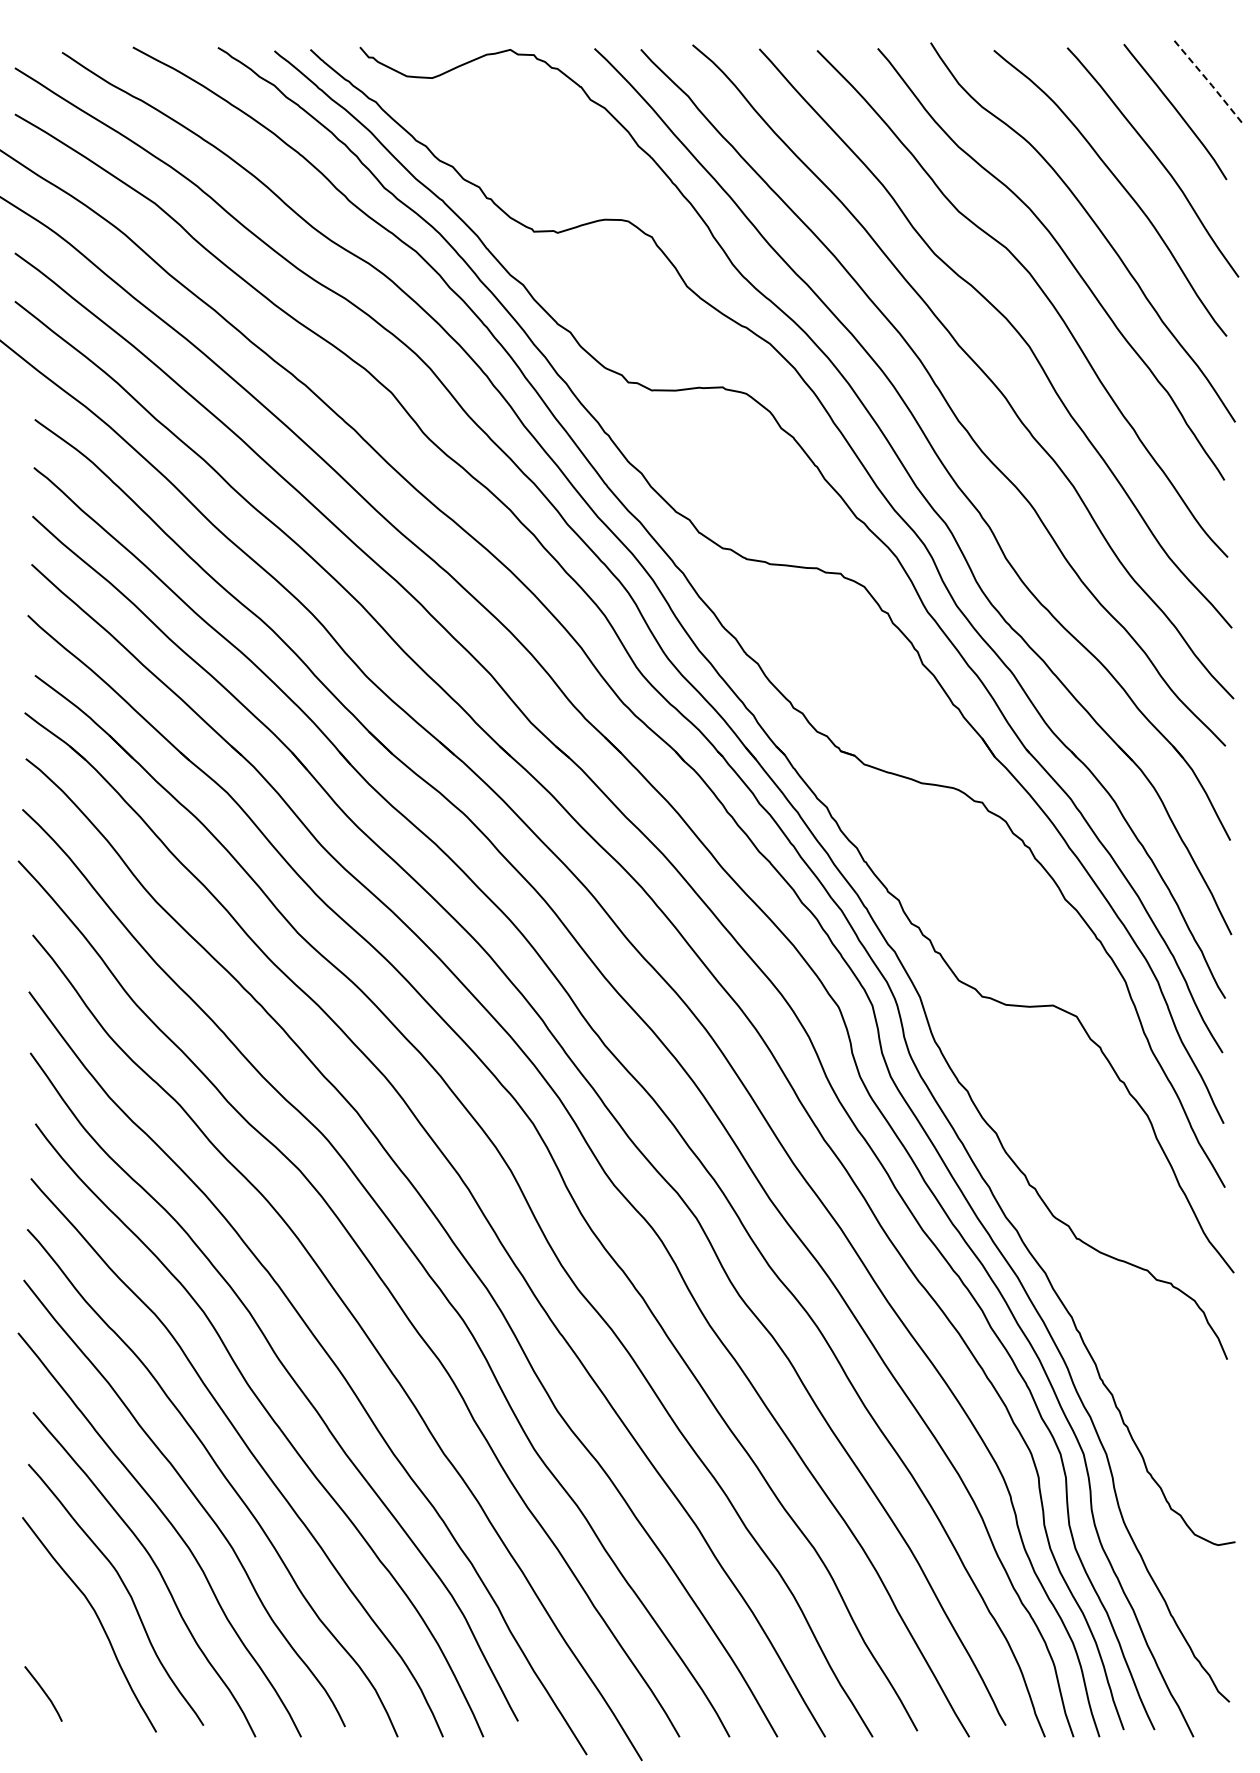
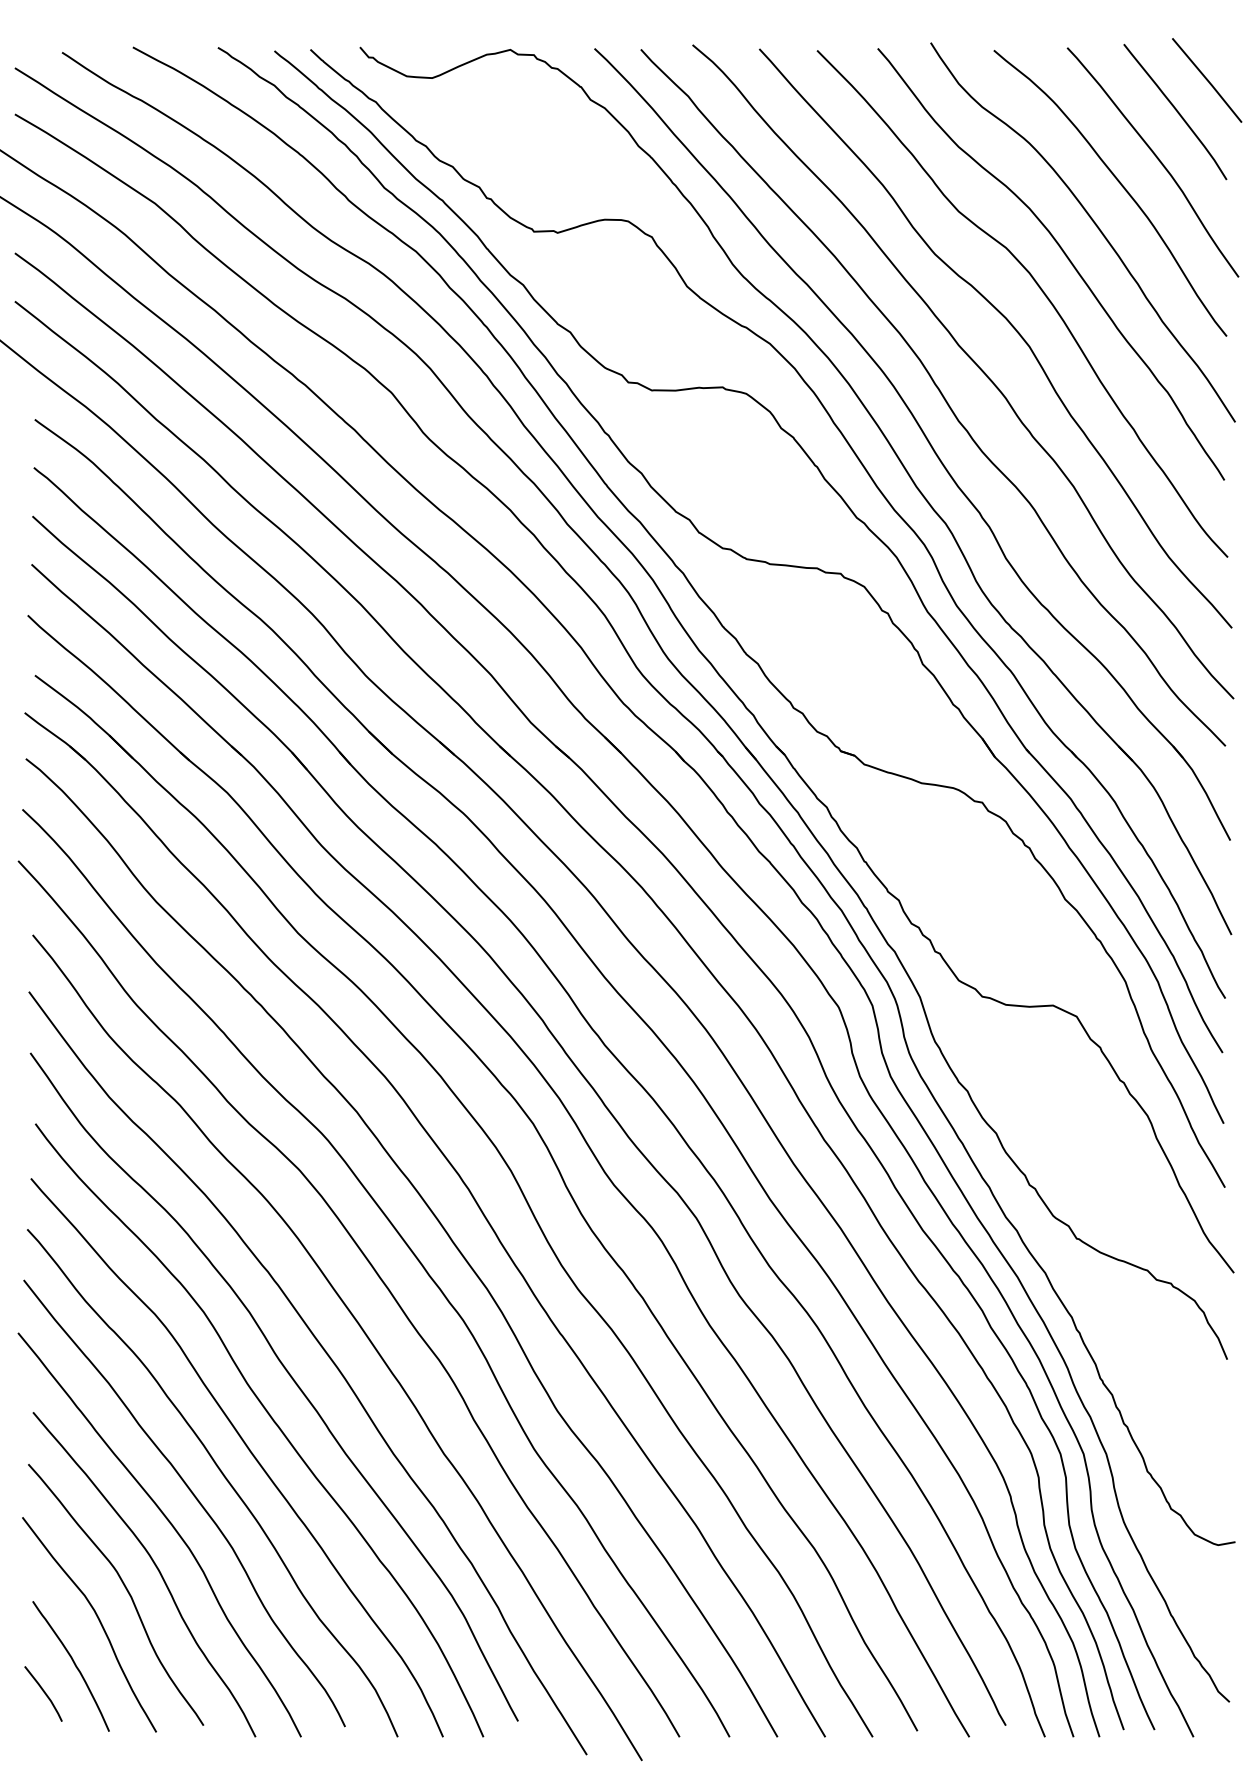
line: dashed -> solid (1207, 80)
curve: none -> present (74, 1665)
